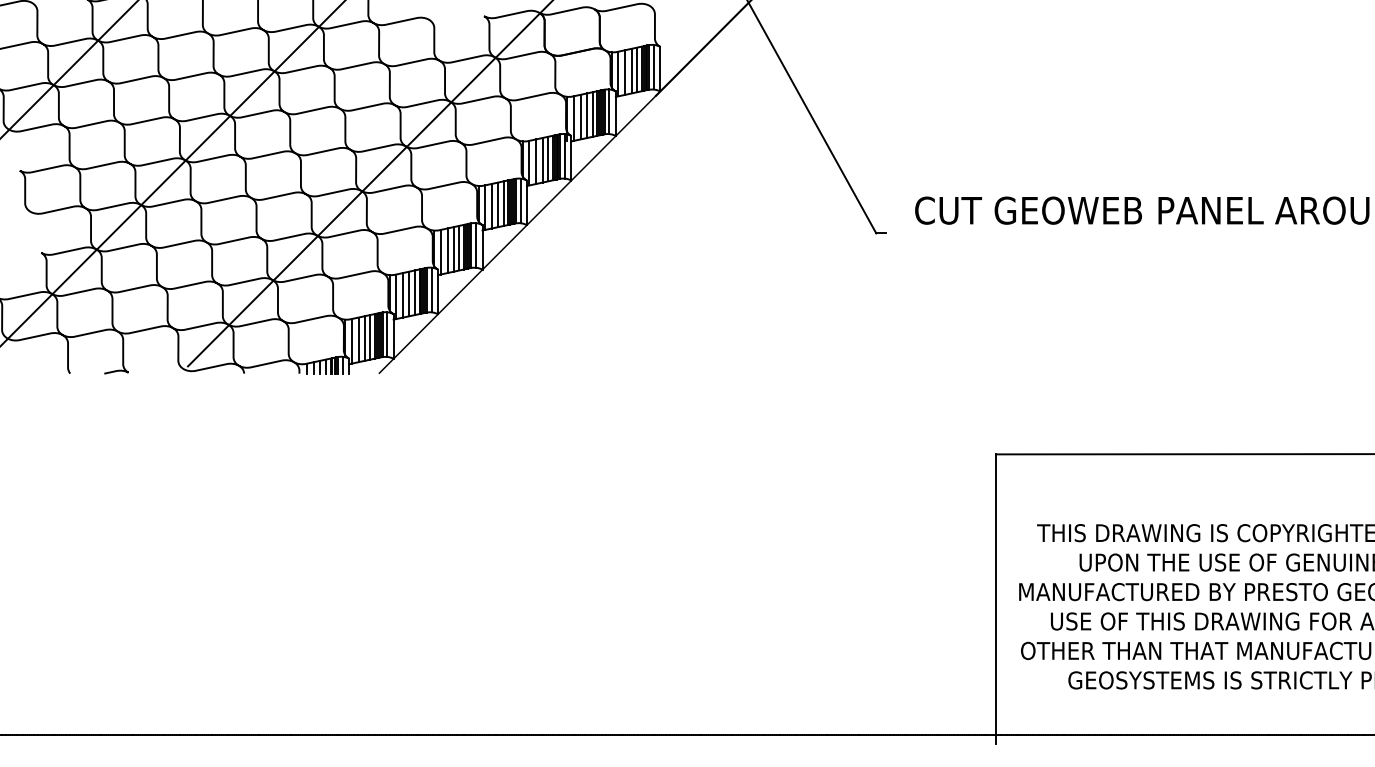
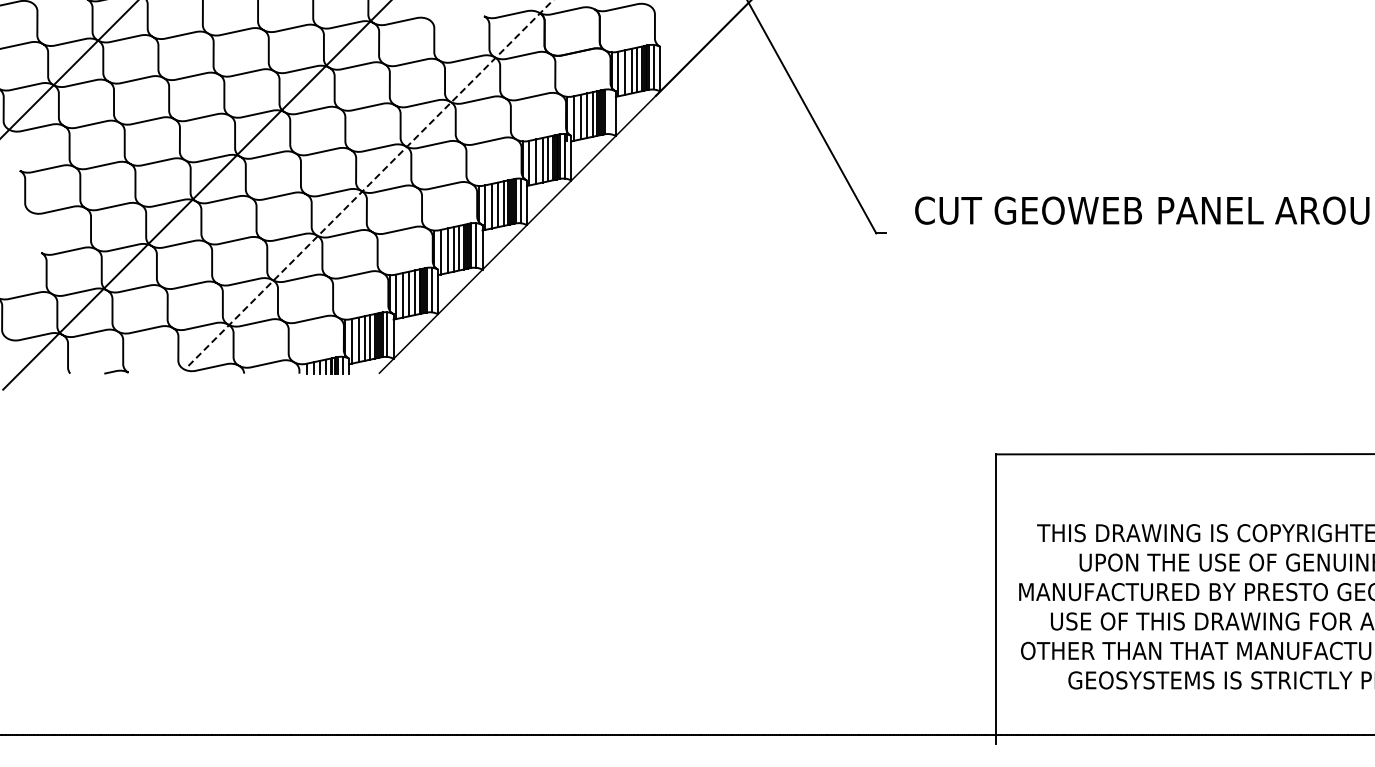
line: present -> none (609, 111)
line position: (172, 173) -> (196, 195) (196, 195)
line: solid -> dashed (370, 183)
